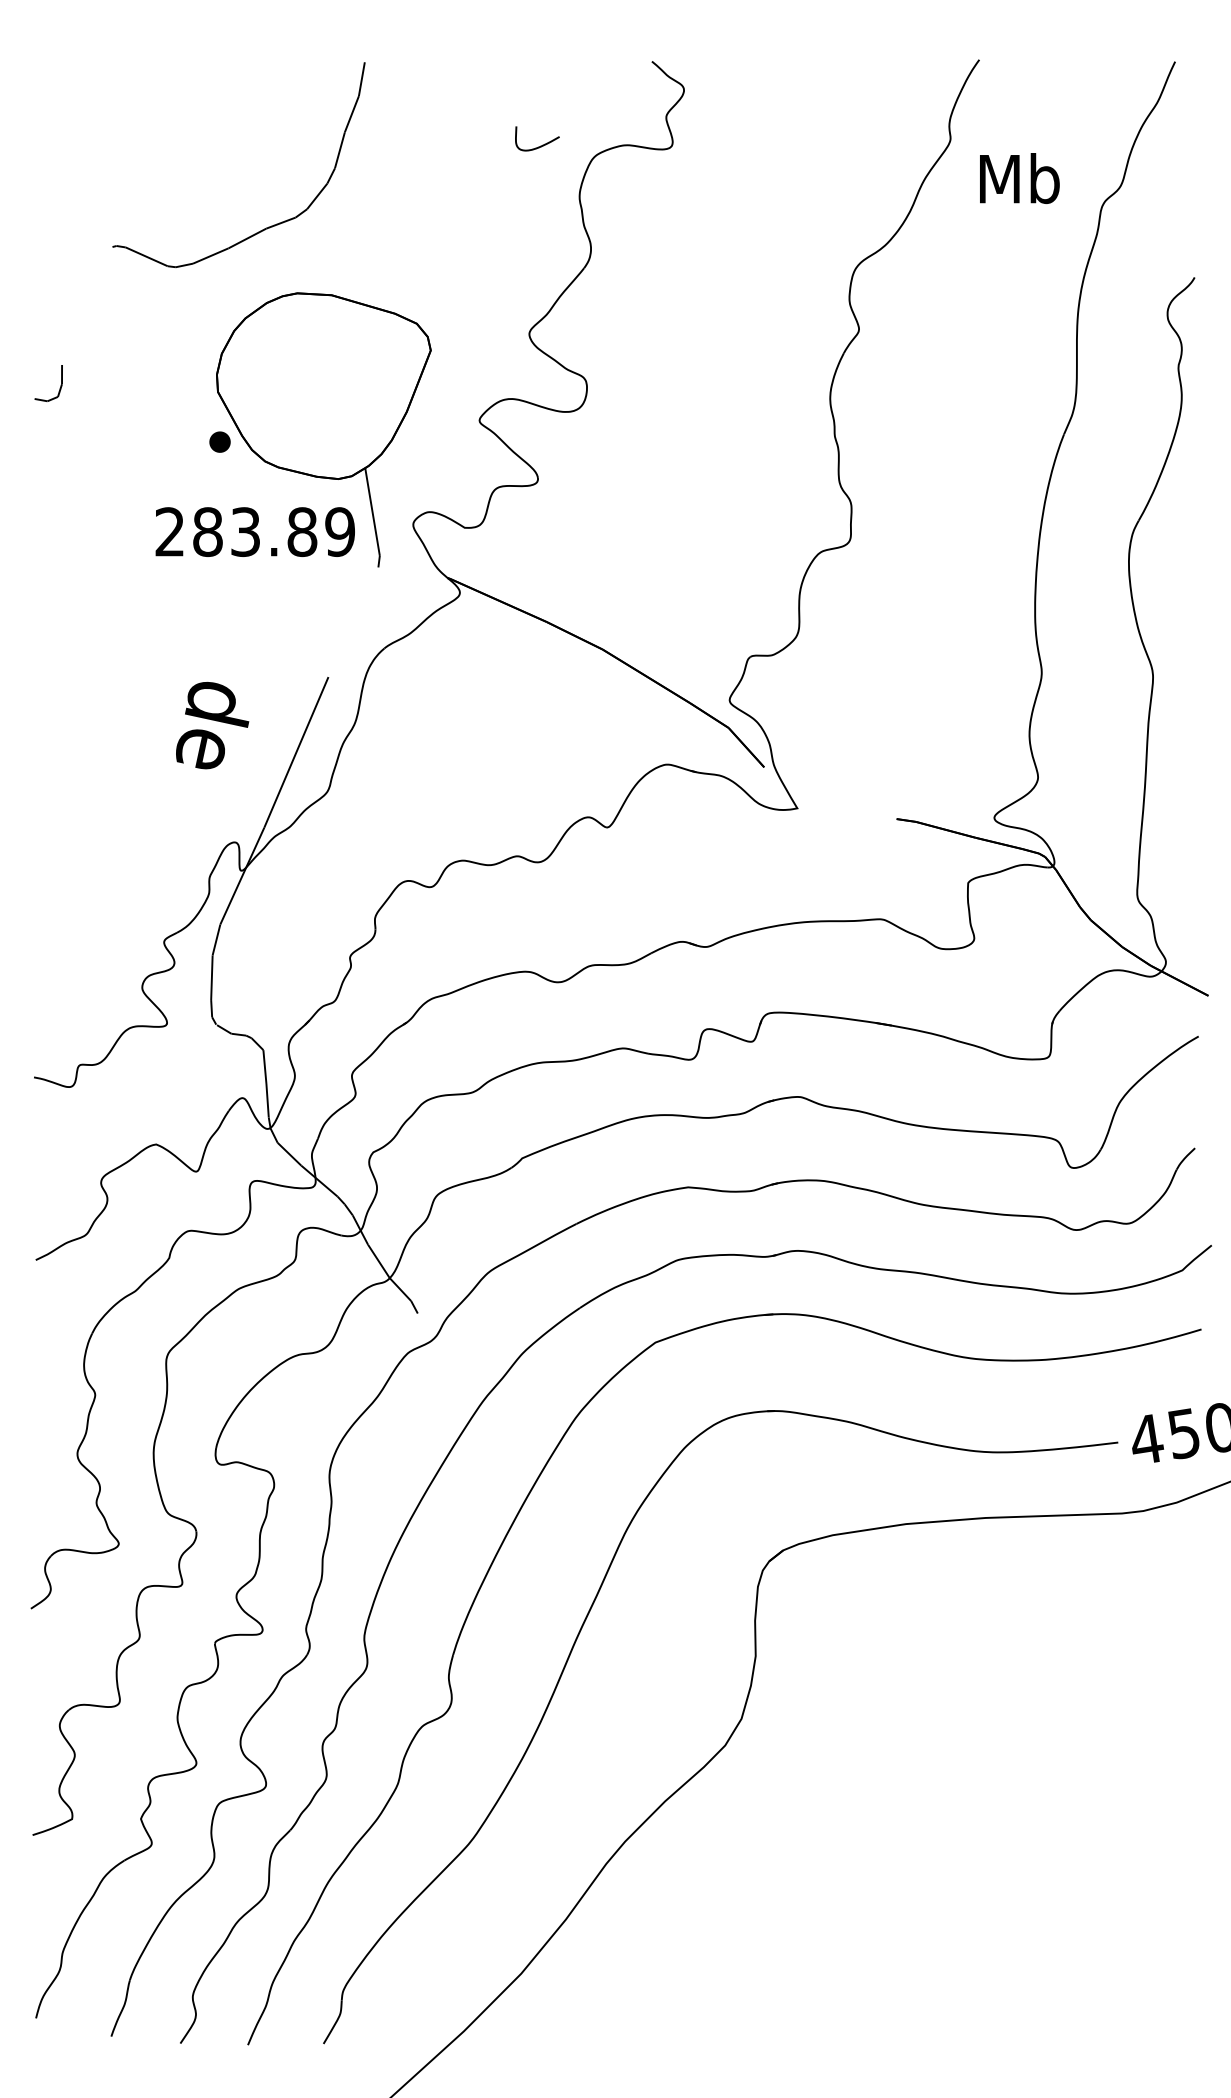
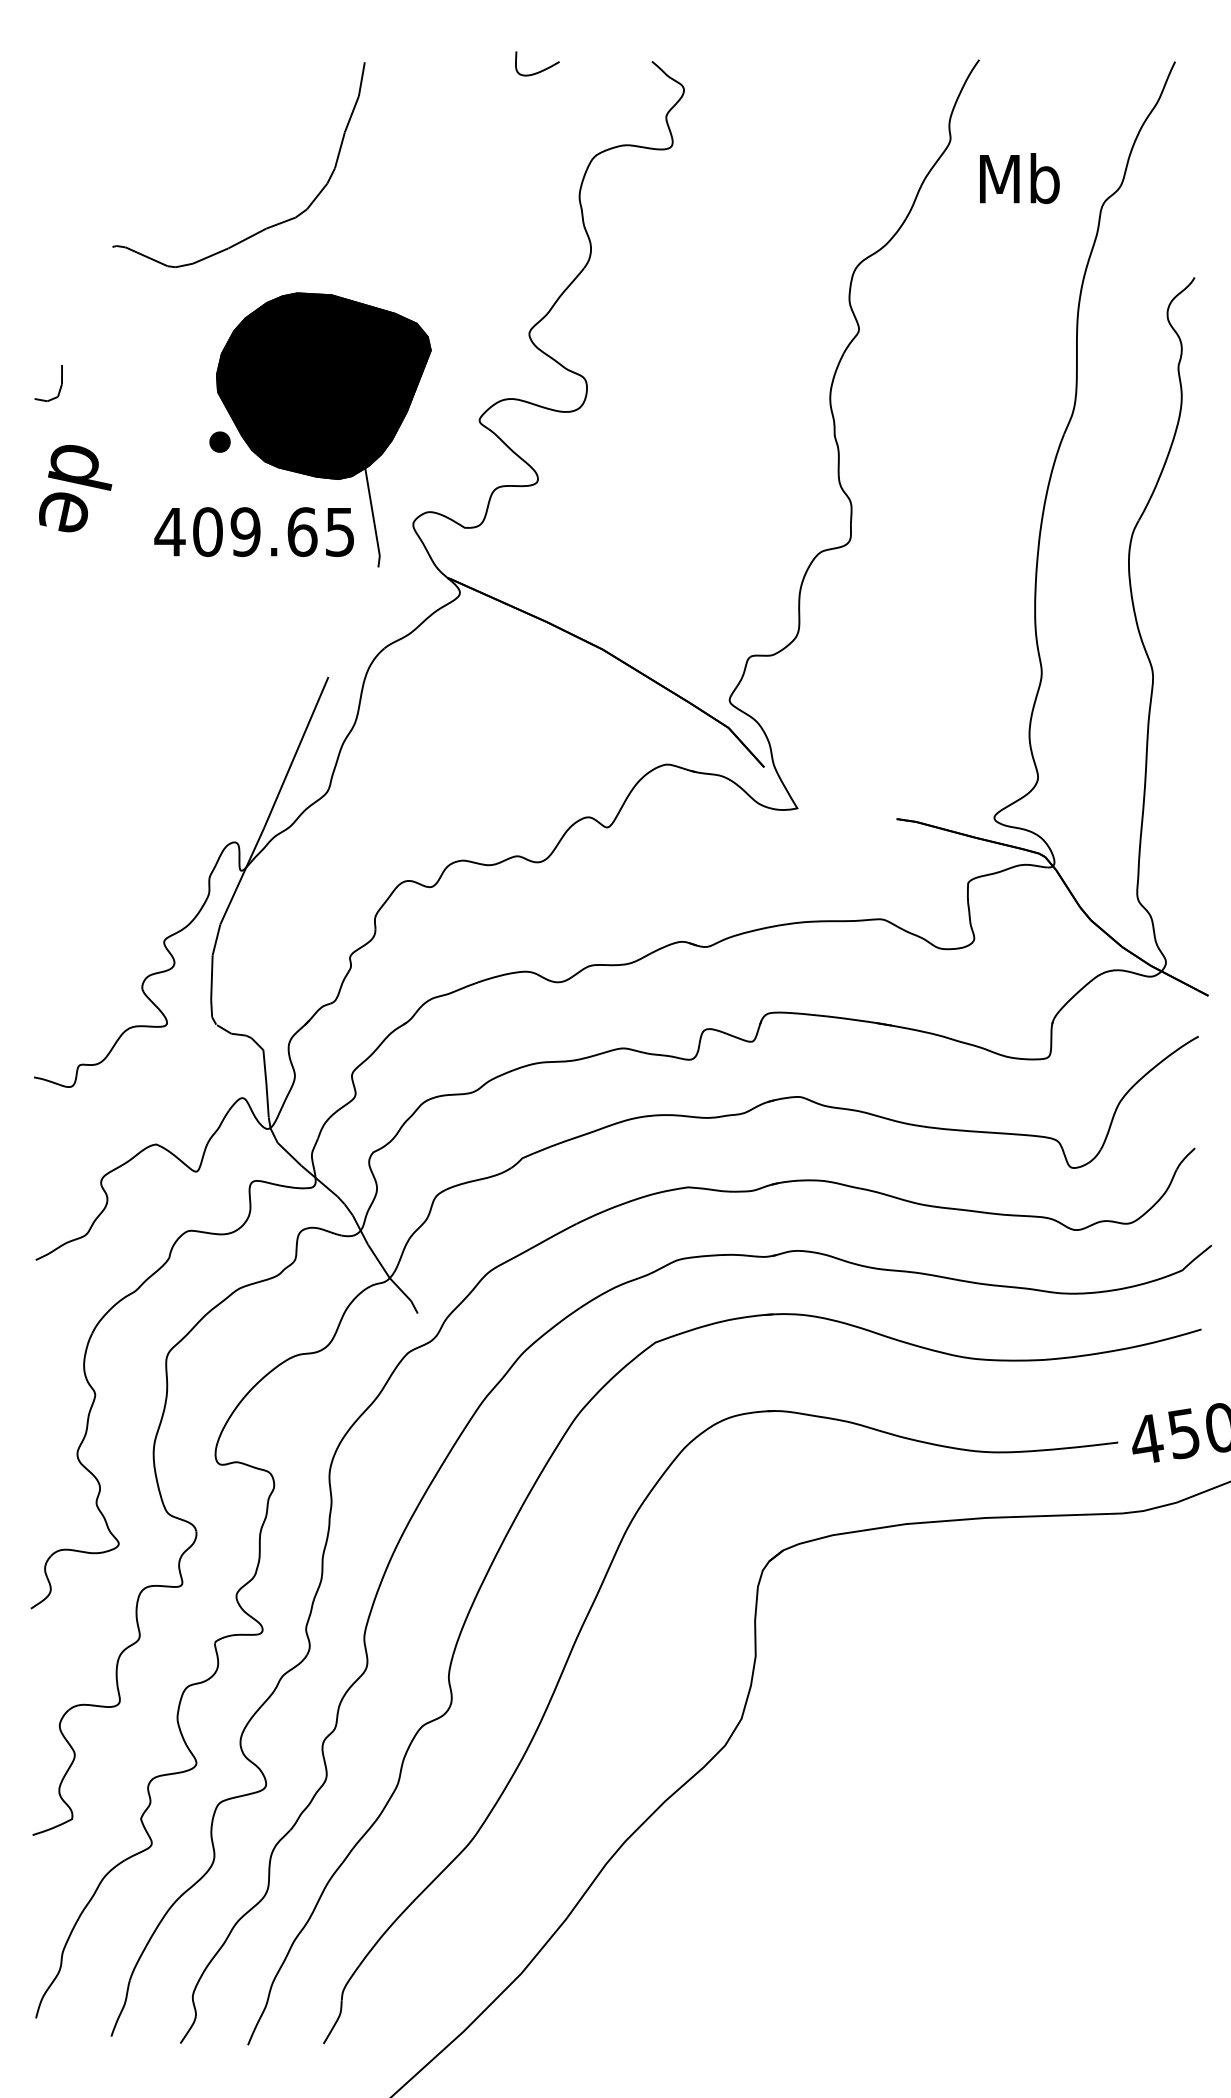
curve position: (540, 145) -> (540, 70) (540, 70)
fill: none -> present (323, 386)
text: 283.89 -> 409.65 (254, 531)
text position: (212, 725) -> (75, 488) (75, 488)
